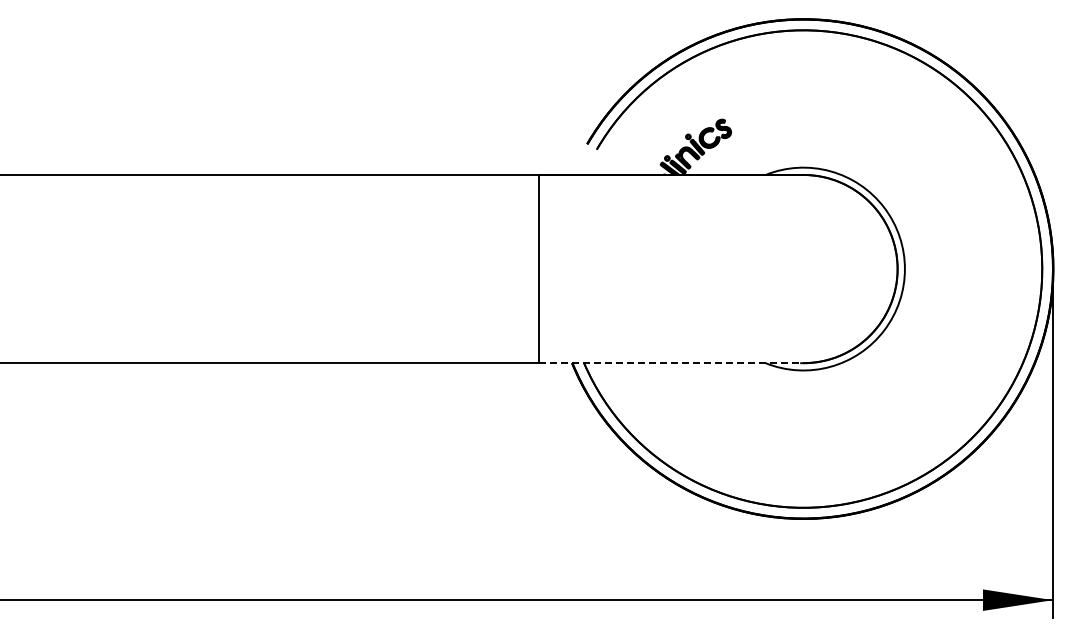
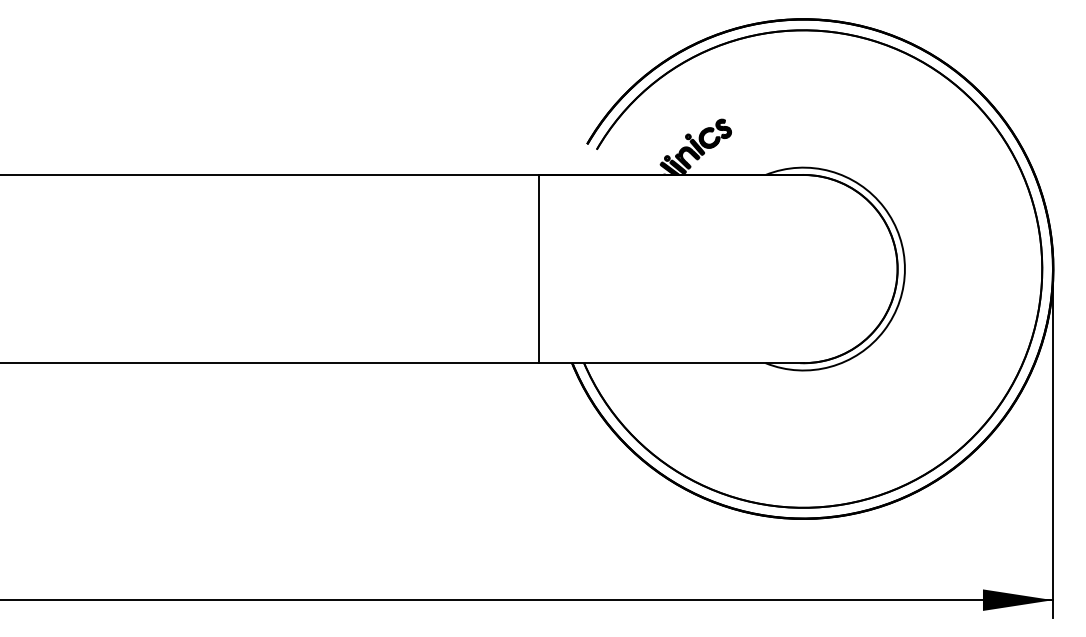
line: dashed -> solid (671, 363)
